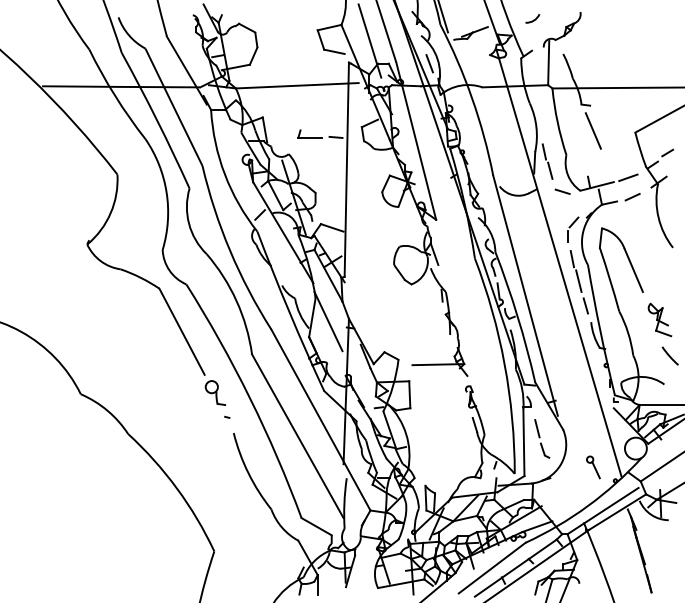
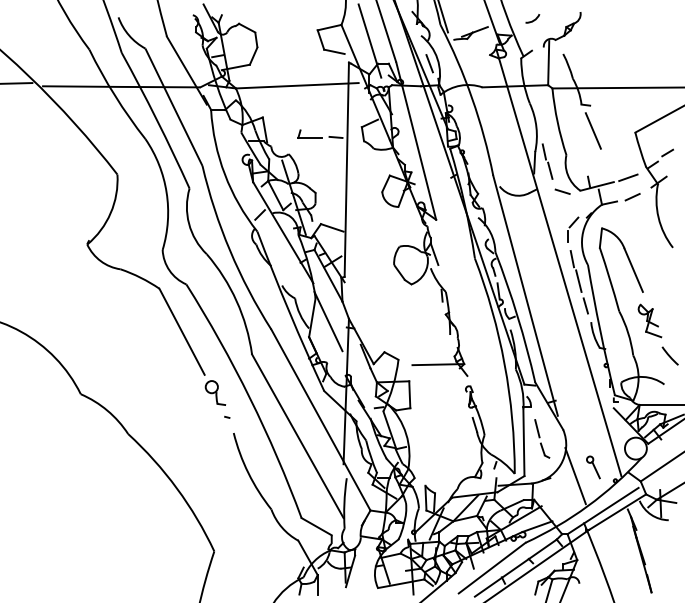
line: none -> present (17, 83)
part position: (659, 319) -> (649, 320) (649, 320)
line: none -> present (575, 476)
